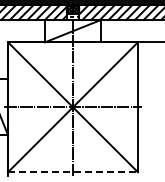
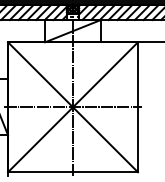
line: dashed -> solid (73, 172)
